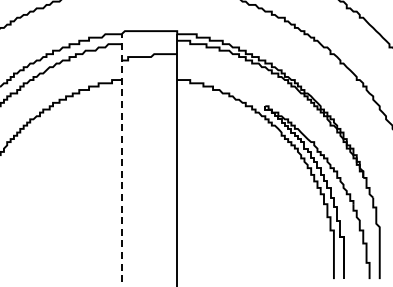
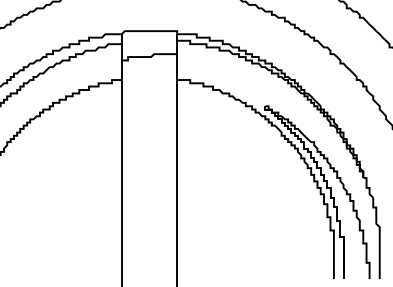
line: dashed -> solid (121, 160)
